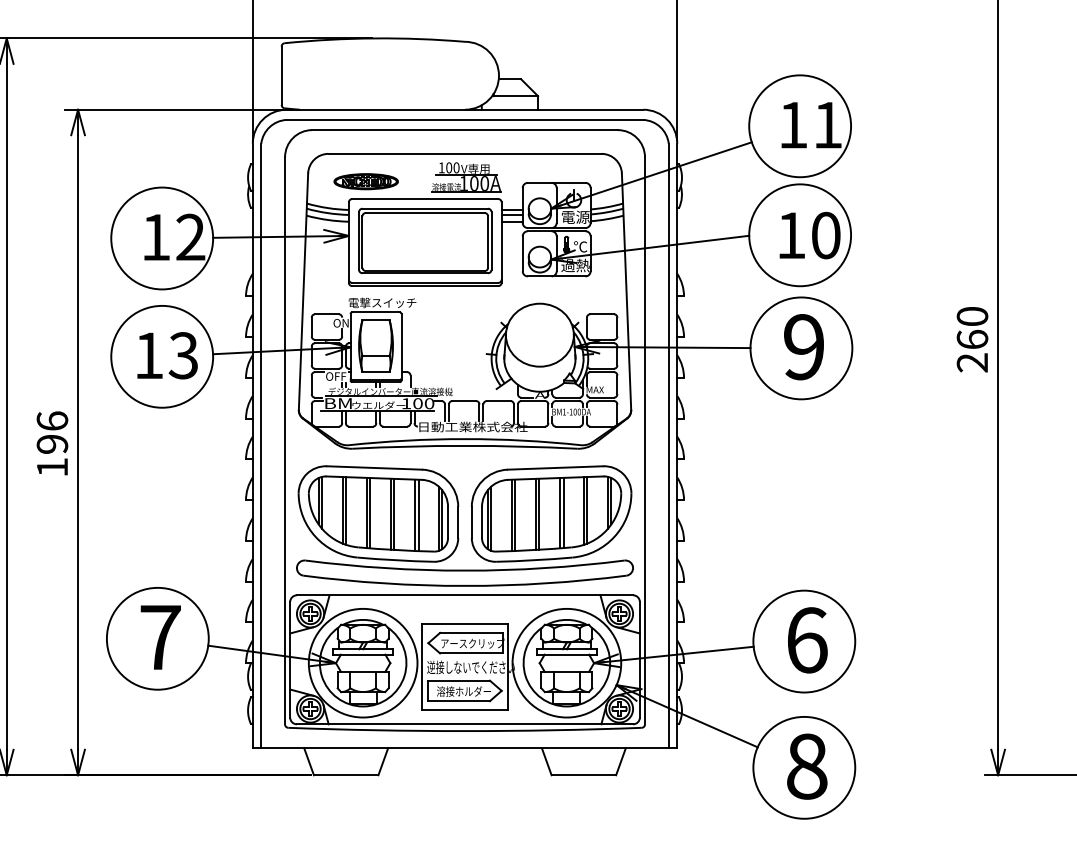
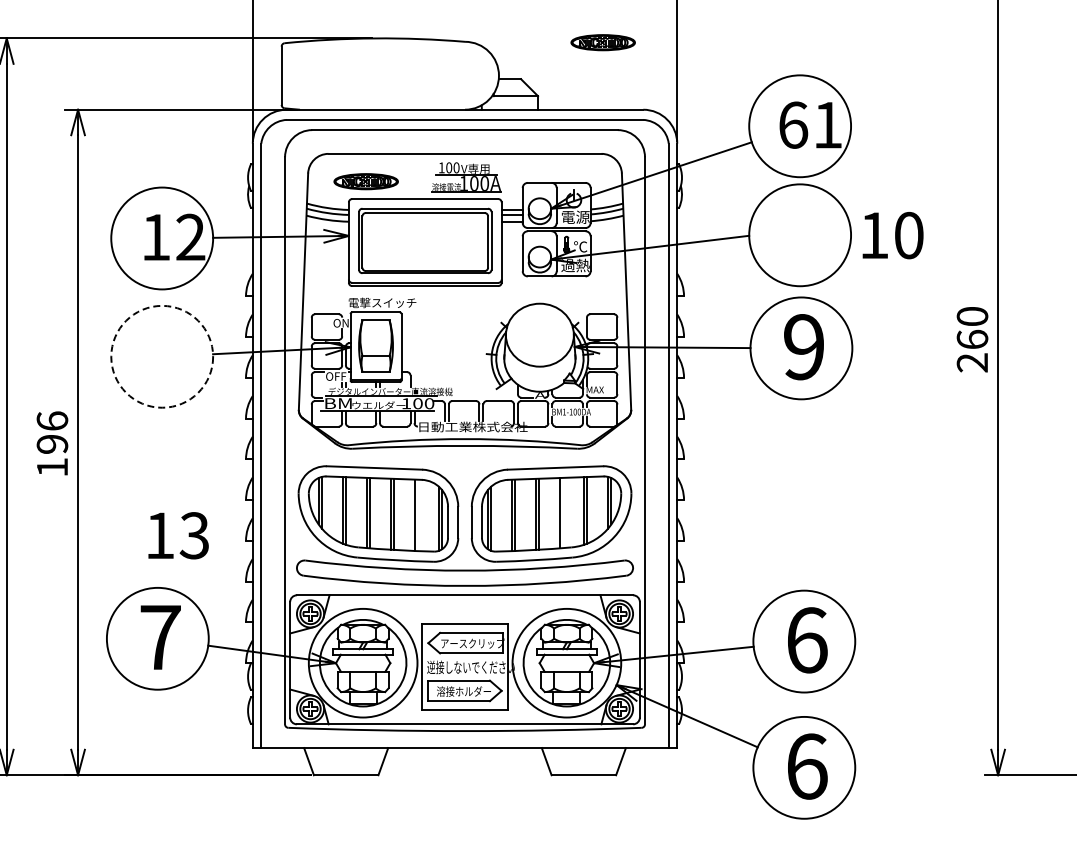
part: none -> present (602, 42)
text: 11 -> 61 (793, 124)
text position: (809, 235) -> (892, 235) (892, 235)
text position: (167, 355) -> (178, 535) (178, 535)
circle: solid -> dashed (162, 356)
line: present -> none (563, 512)
line: present -> none (418, 515)
text: 8 -> 6 (807, 766)
